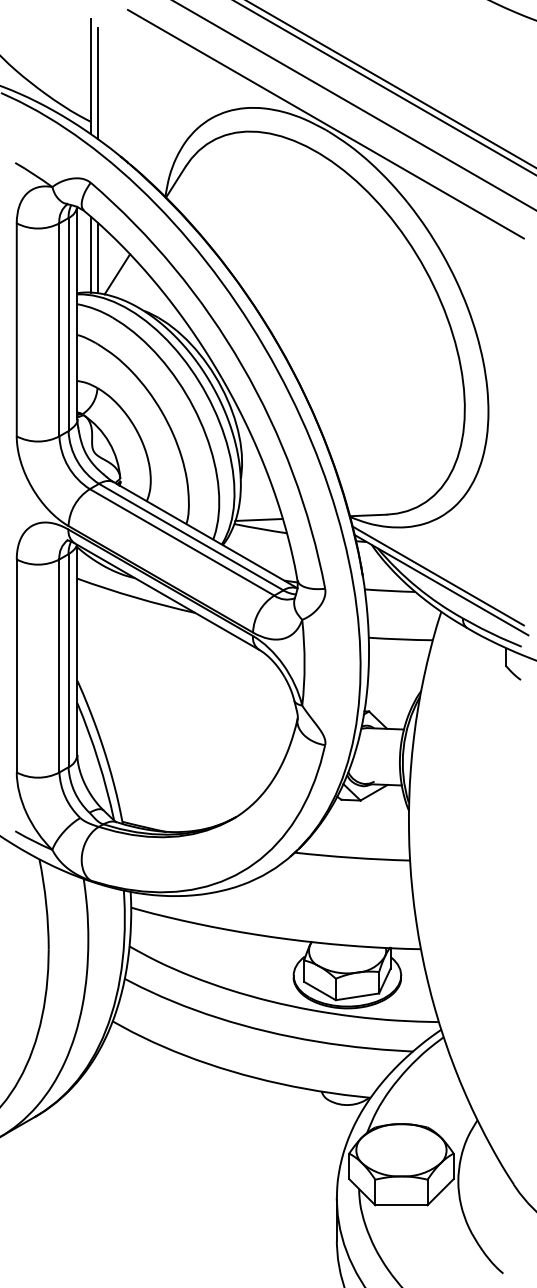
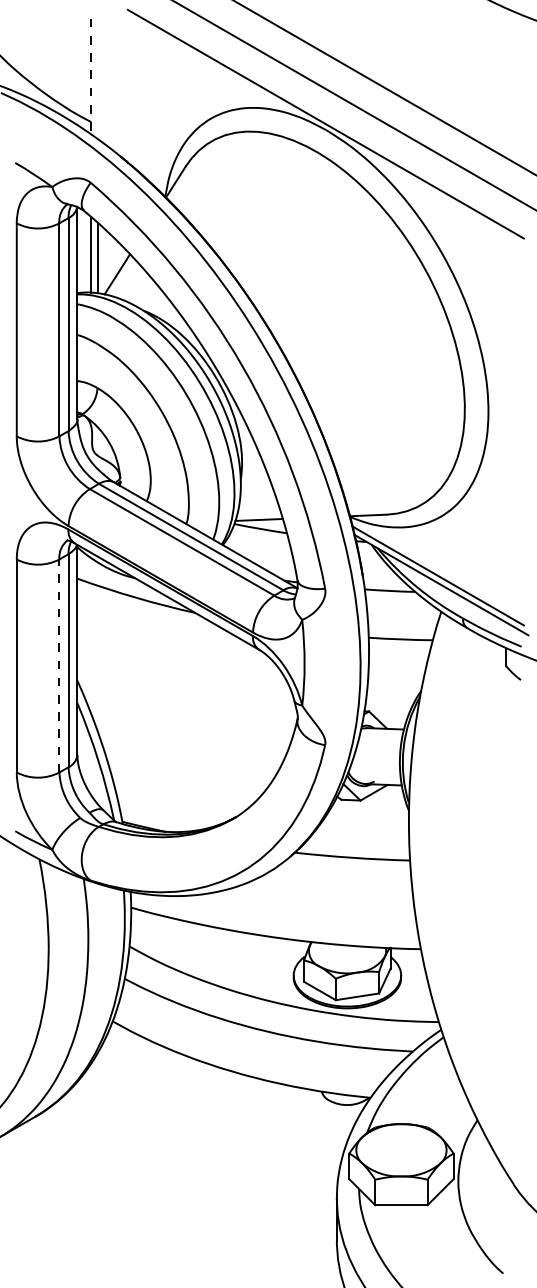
line: solid -> dashed (91, 76)
line: present -> none (97, 82)
line: present -> none (391, 84)
line: solid -> dashed (59, 666)
